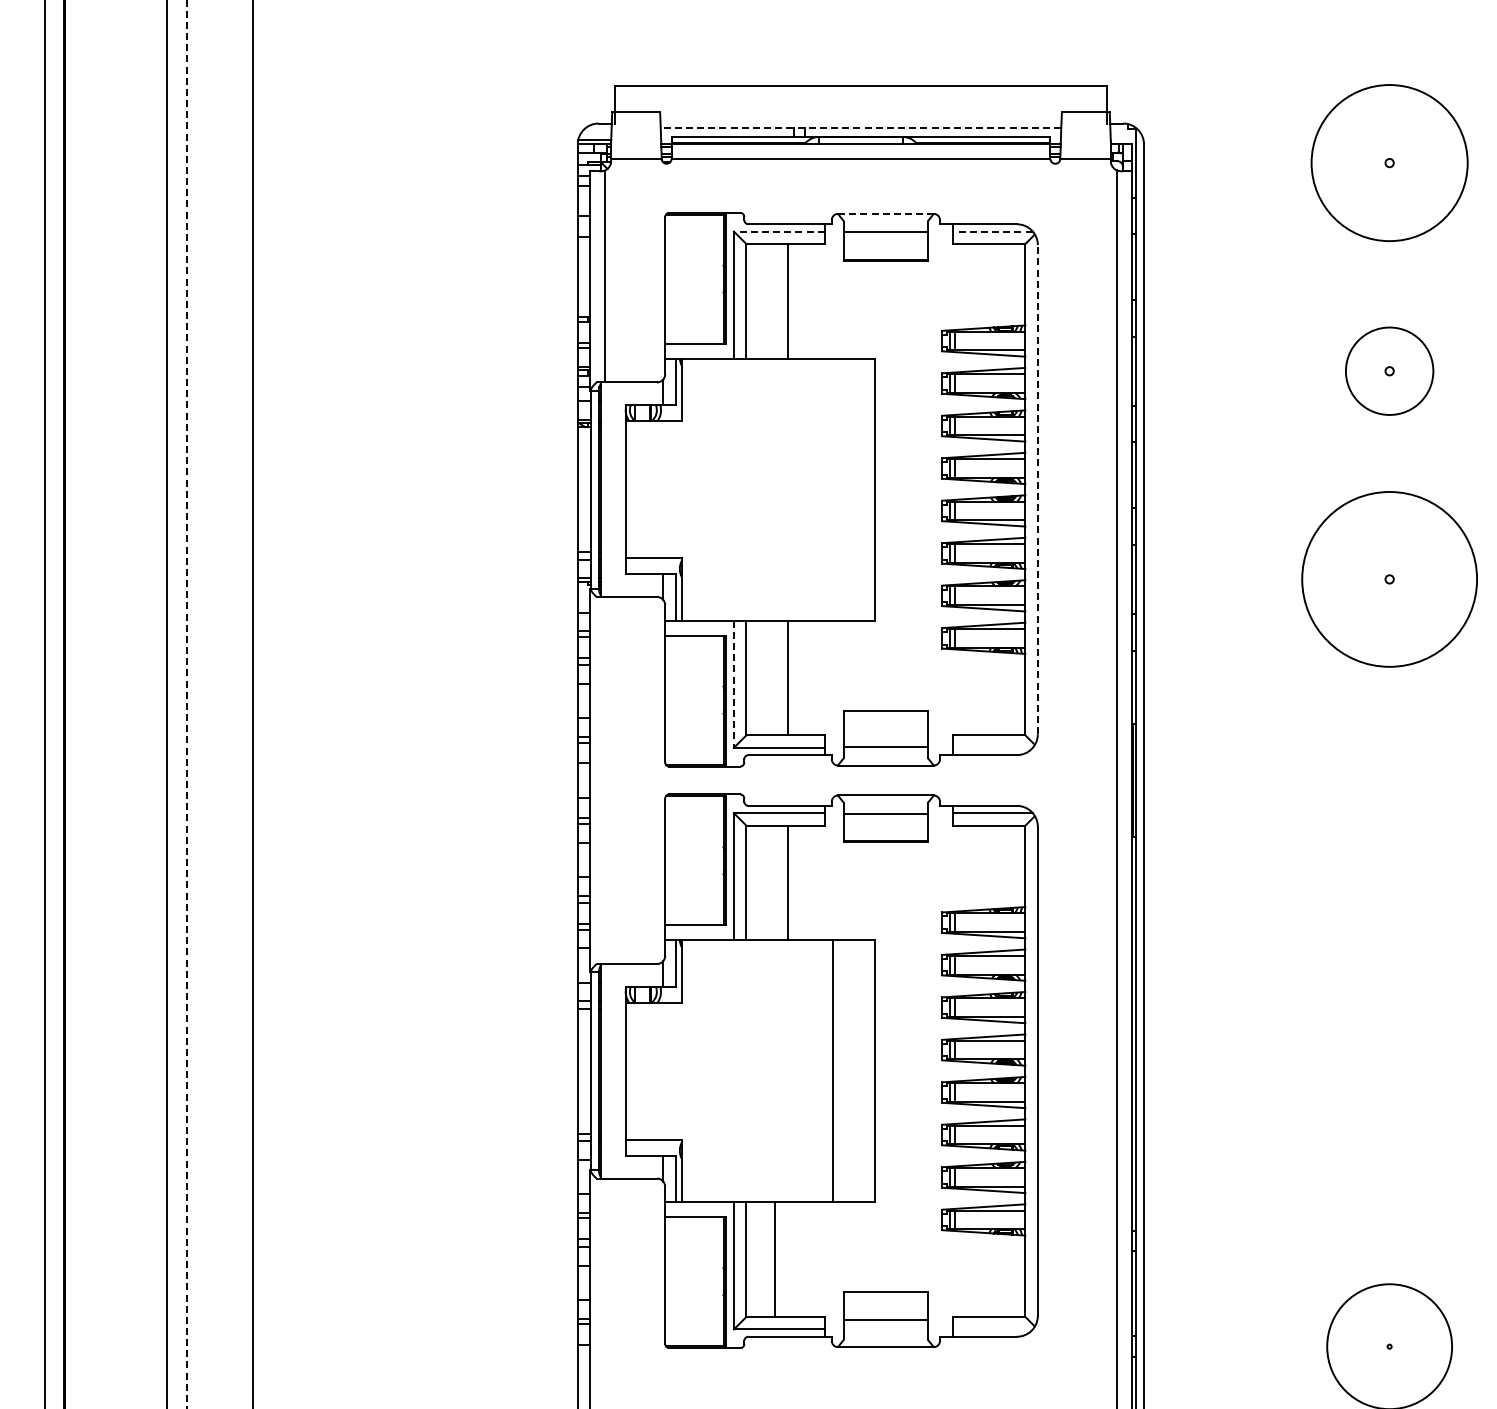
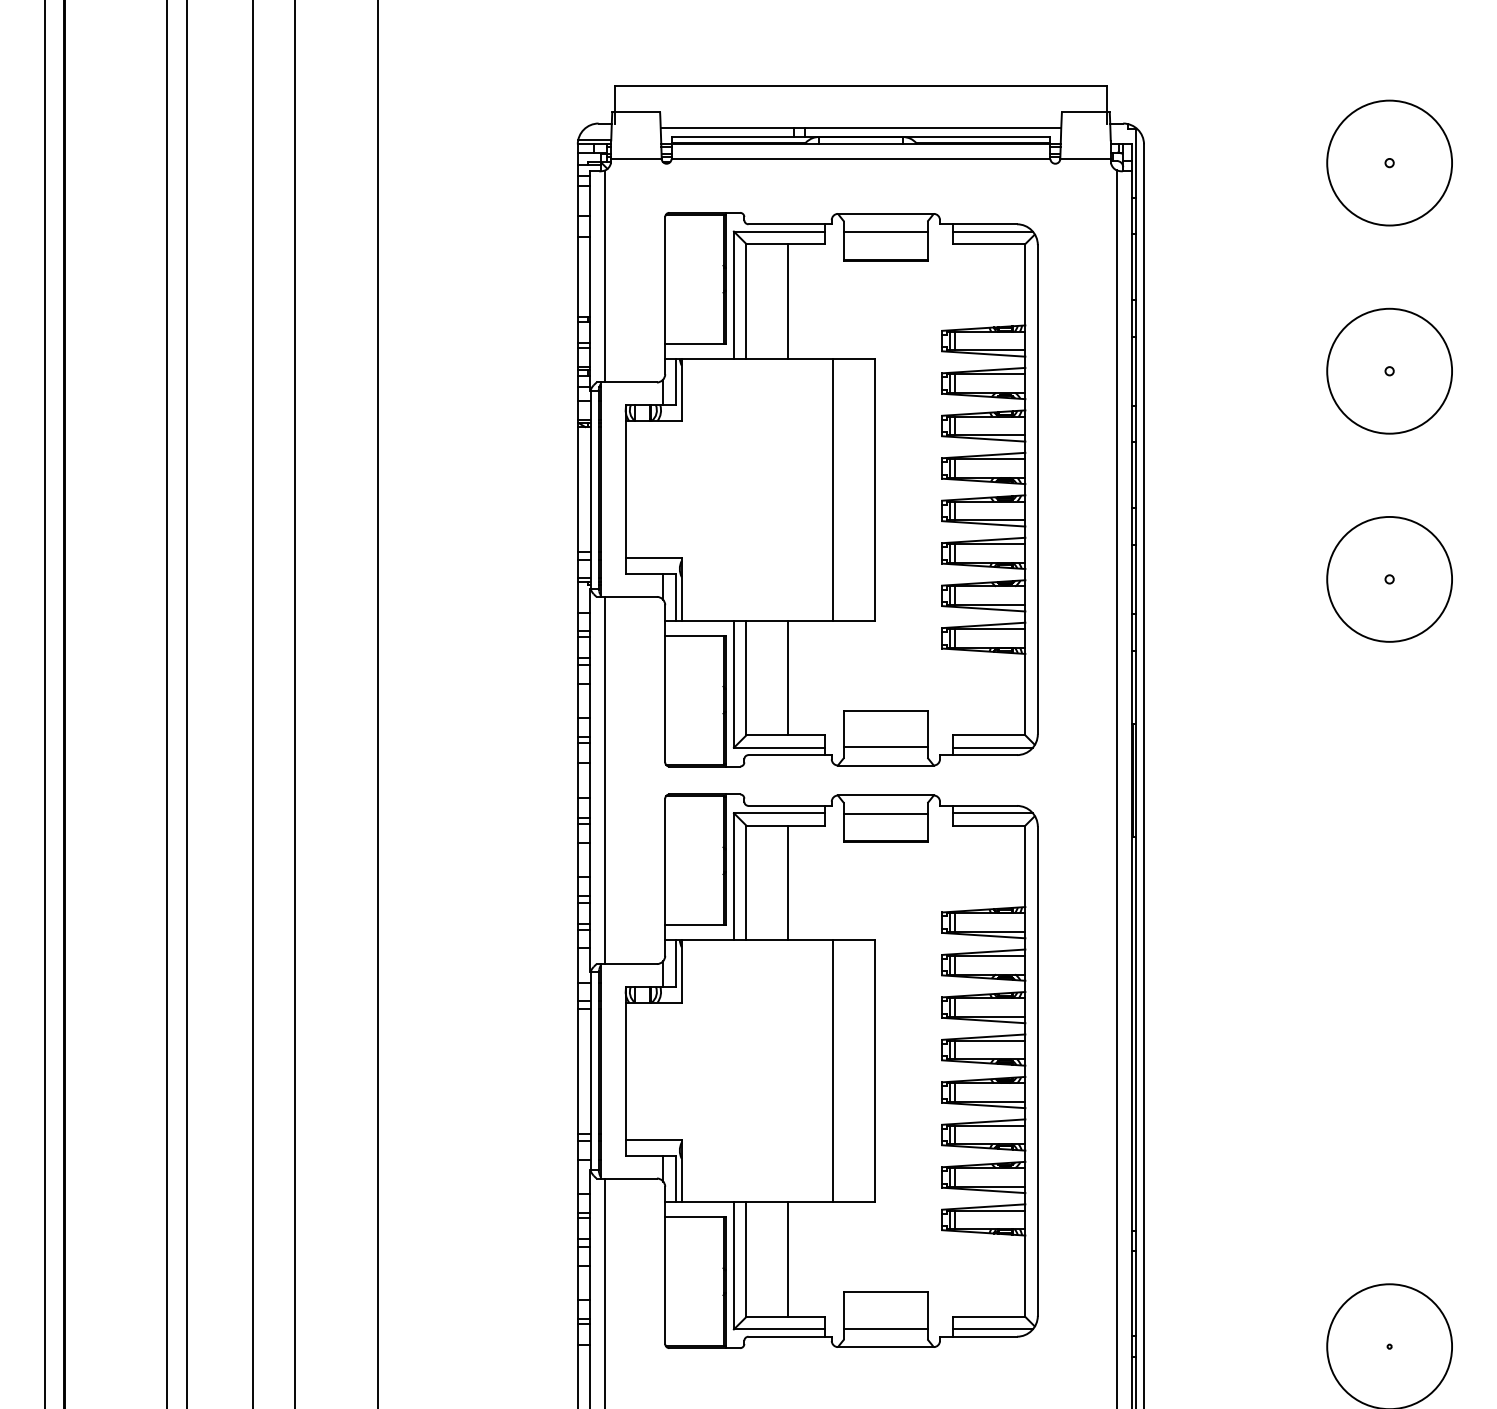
line: dashed -> solid (860, 127)
circle diameter: 156 px -> 125 px (1389, 162)
line: dashed -> solid (885, 213)
line: dashed -> solid (778, 231)
line: dashed -> solid (992, 231)
circle diameter: 87 px -> 125 px (1389, 370)
line: none -> present (833, 489)
line: dashed -> solid (1037, 489)
circle diameter: 175 px -> 125 px (1389, 578)
line: dashed -> solid (733, 684)
line: none -> present (294, 703)
line: none -> present (377, 703)
line: dashed -> solid (186, 704)
line: none -> present (992, 747)
line: none -> present (604, 780)
line position: (775, 1259) -> (788, 1259) (788, 1259)
line: none -> present (604, 1291)
line position: (885, 1319) -> (885, 1328) (885, 1328)
line: none -> present (992, 1329)
